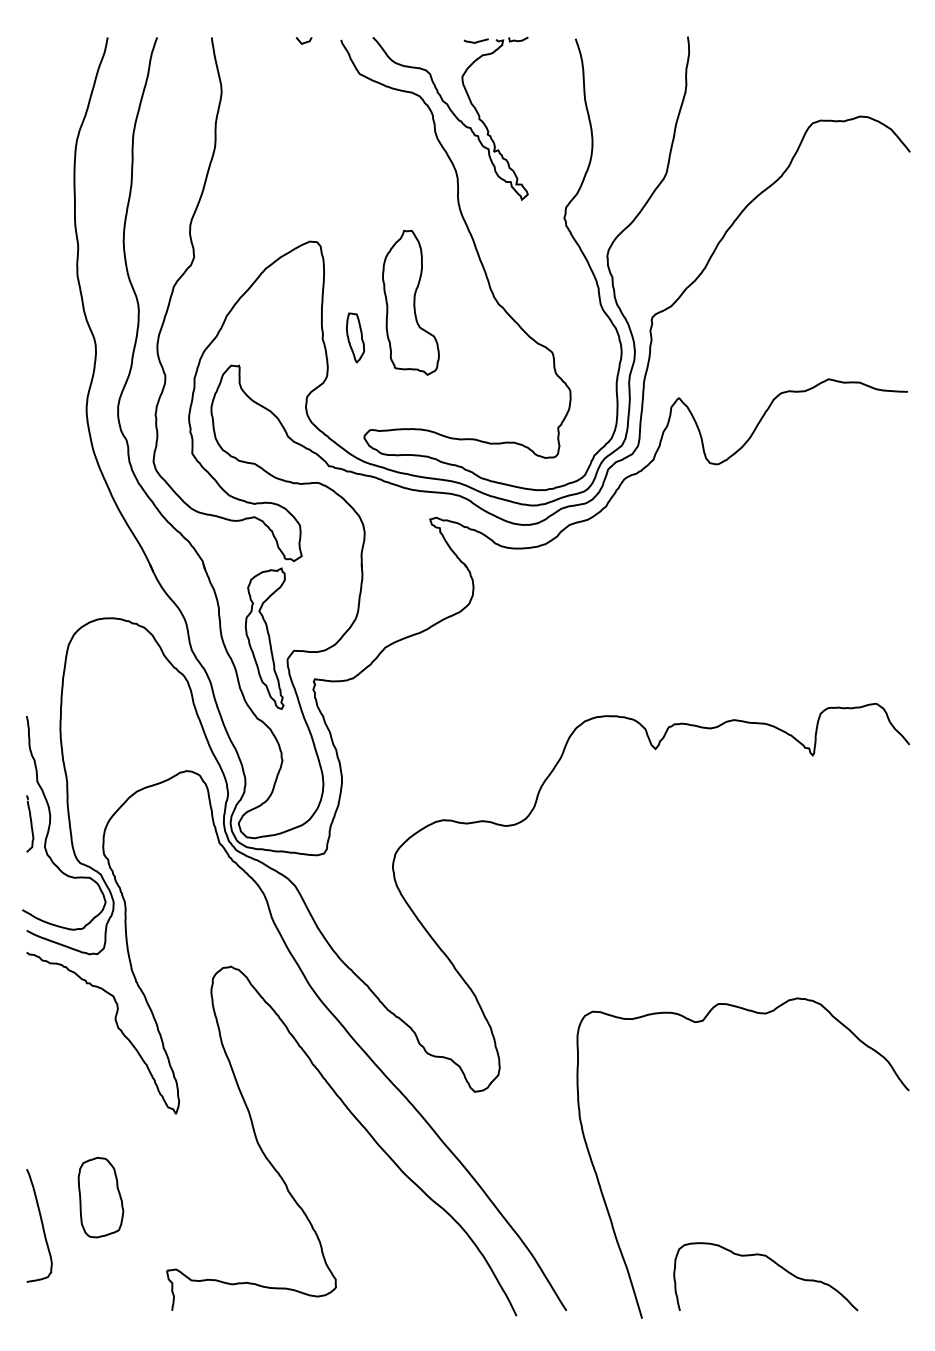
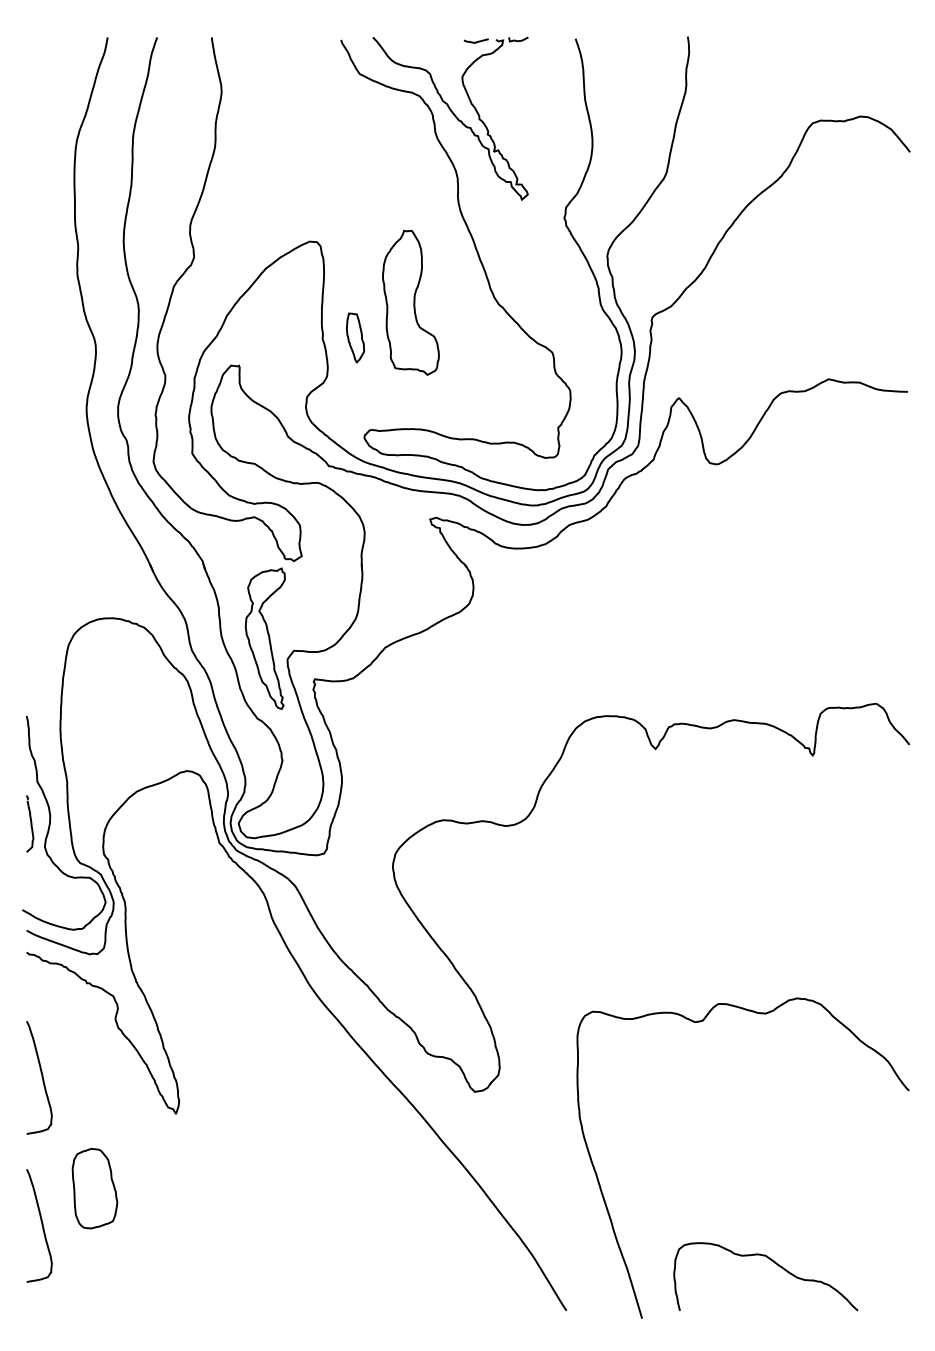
line: present -> none (305, 41)
curve: none -> present (41, 1077)
curve: present -> none (361, 1126)
part position: (100, 1197) -> (94, 1188) (94, 1188)
